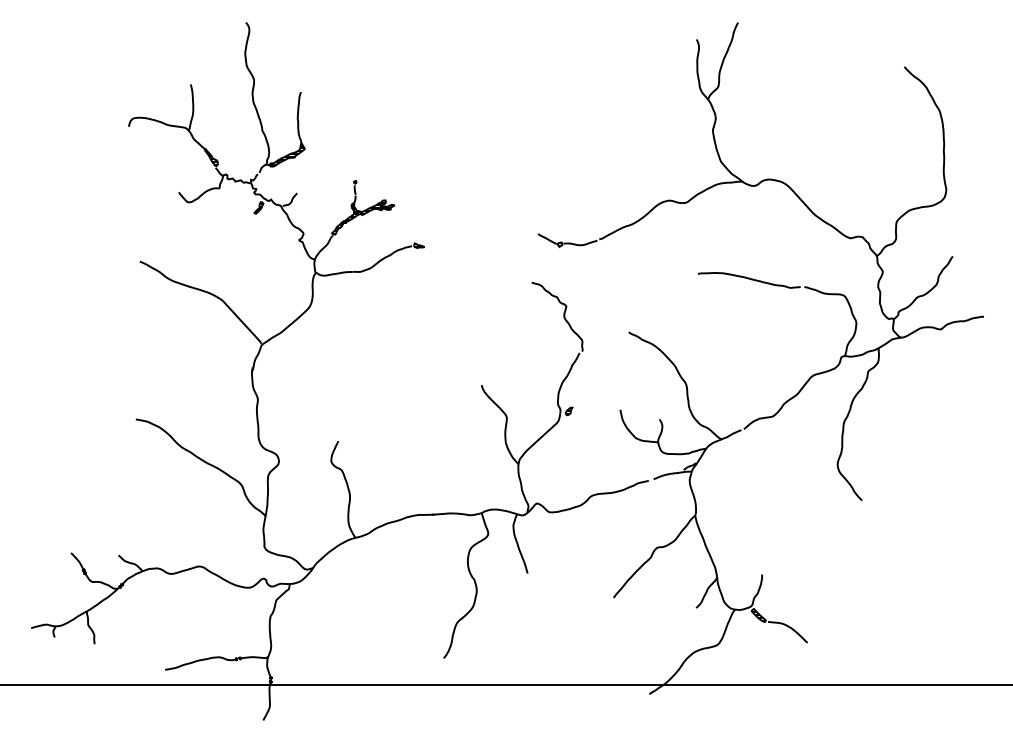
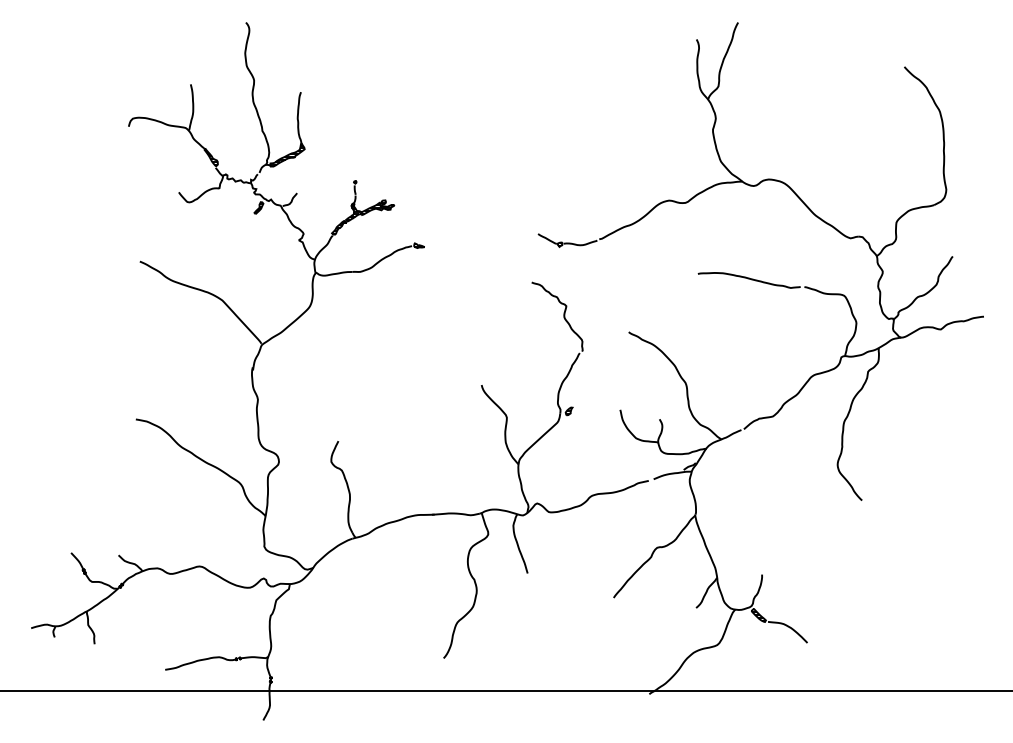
line position: (505, 685) -> (505, 691) (505, 691)
